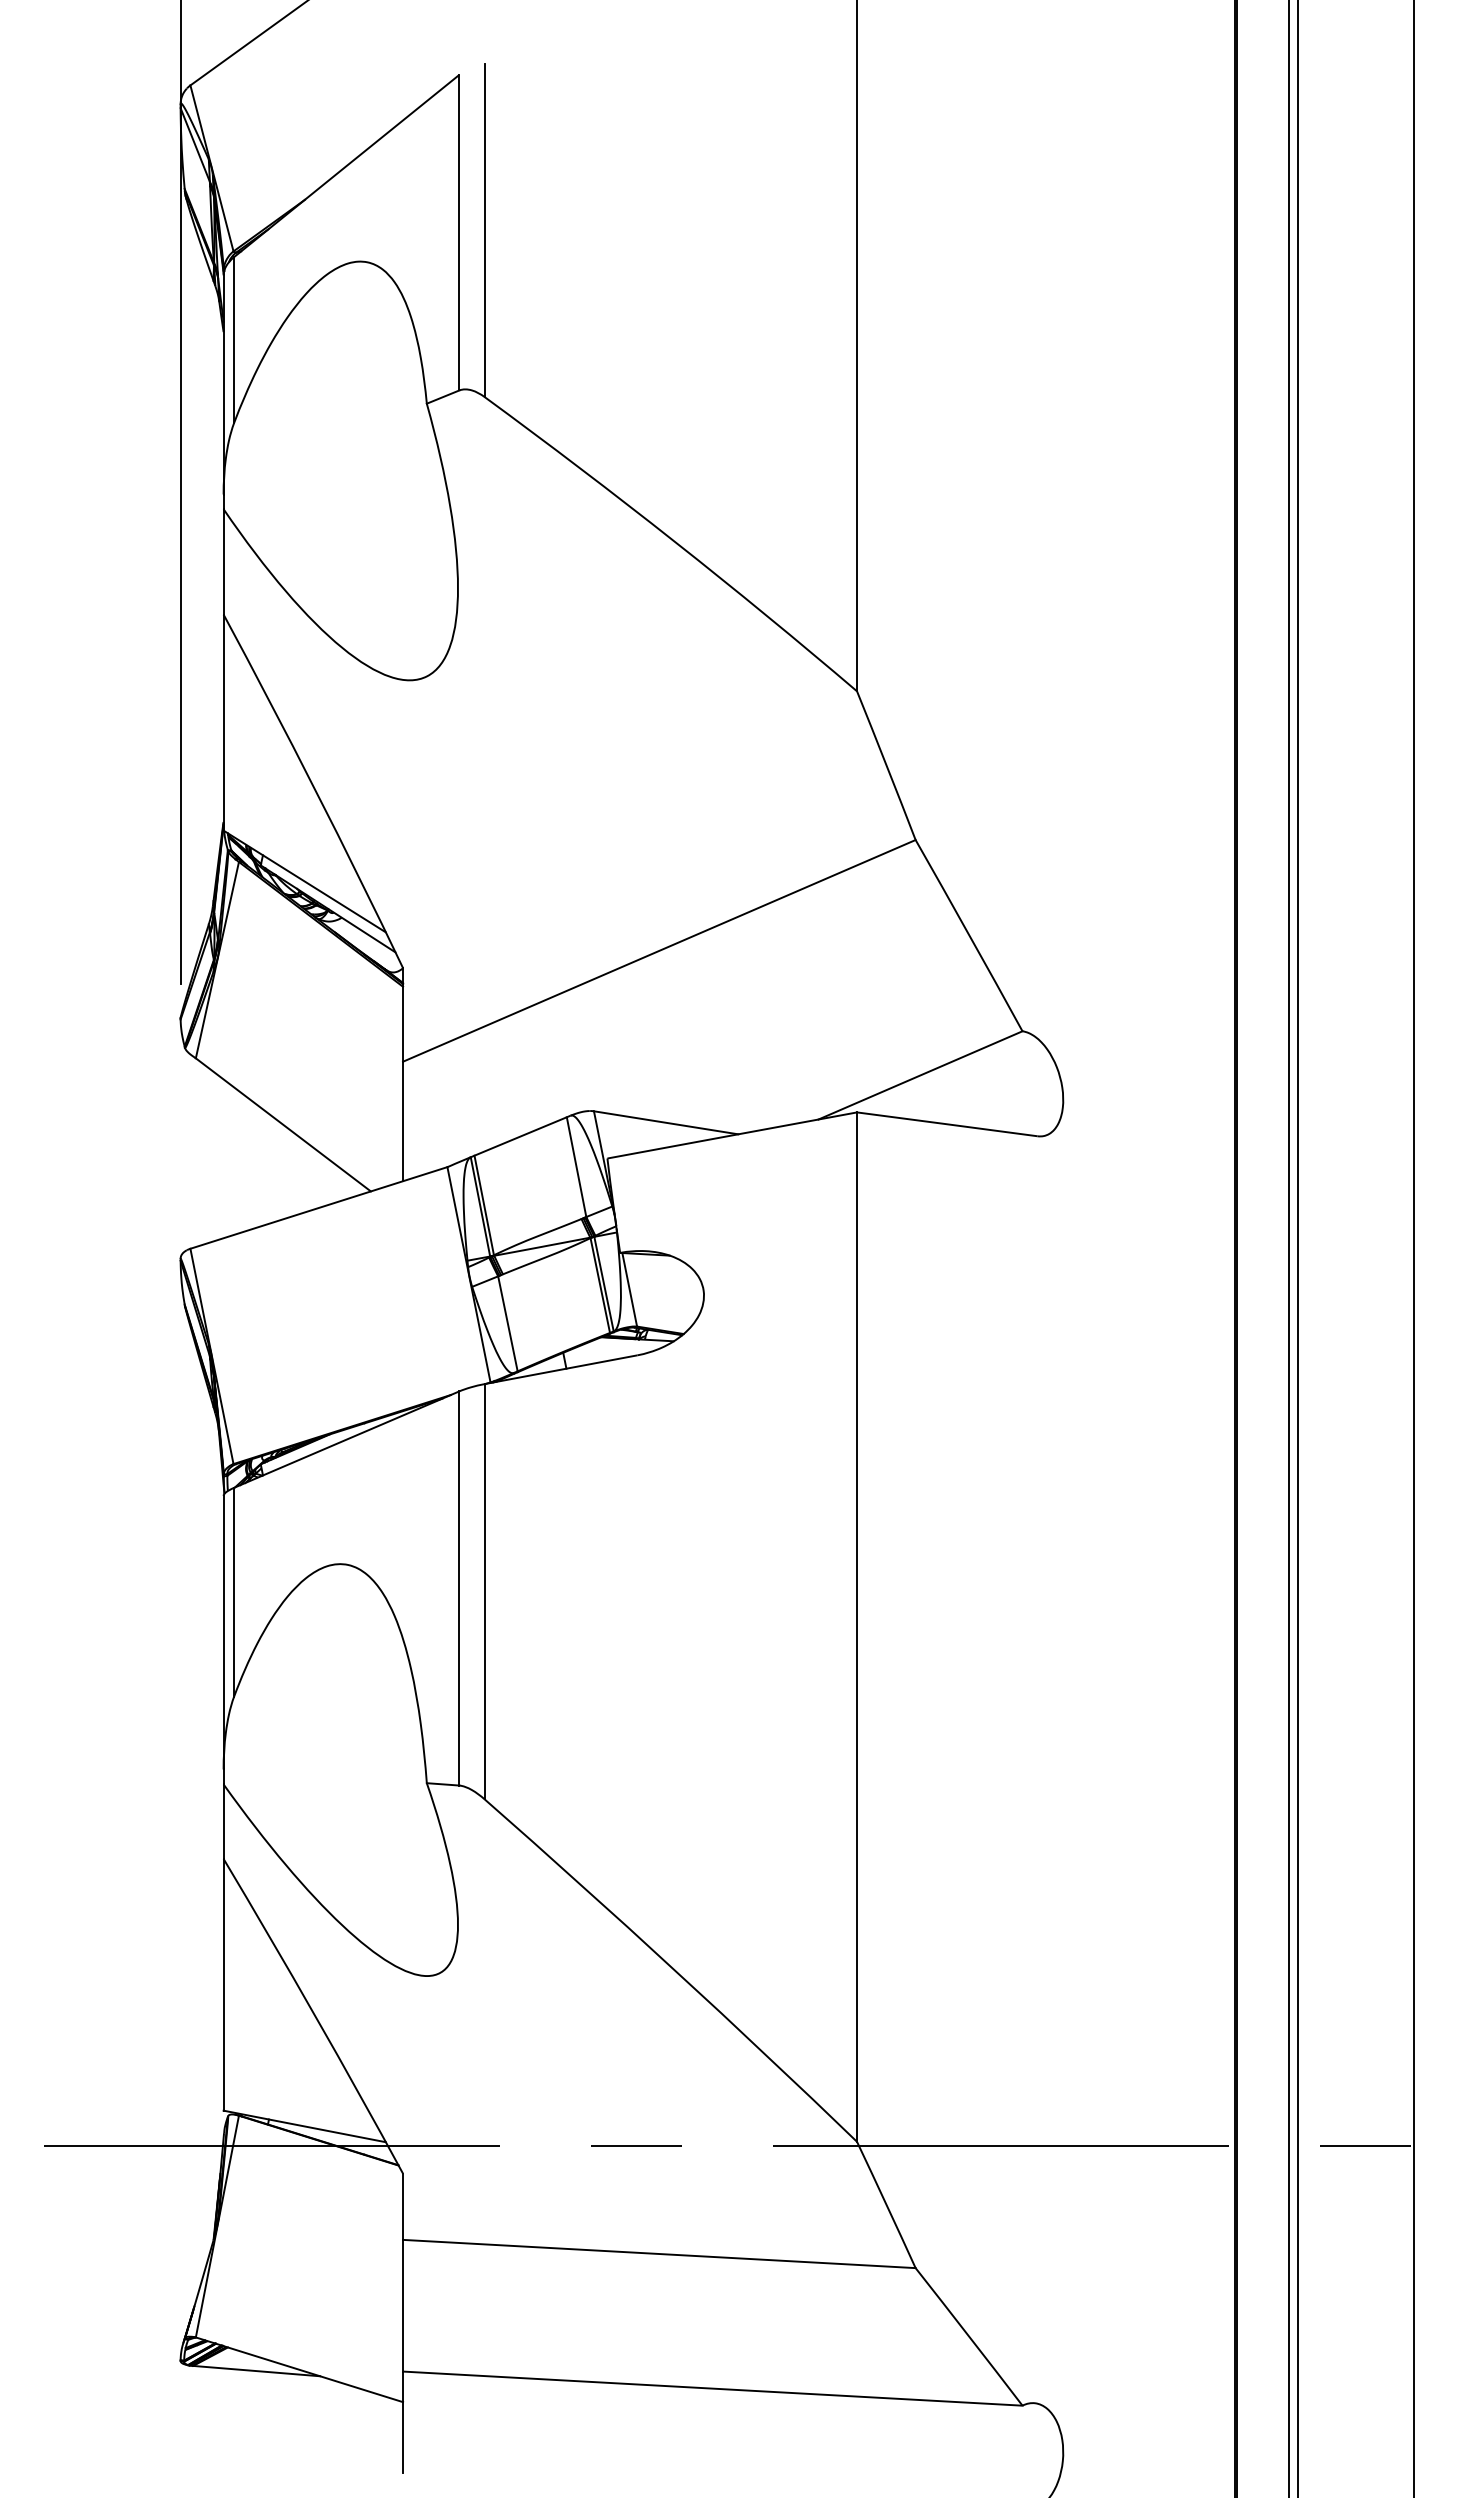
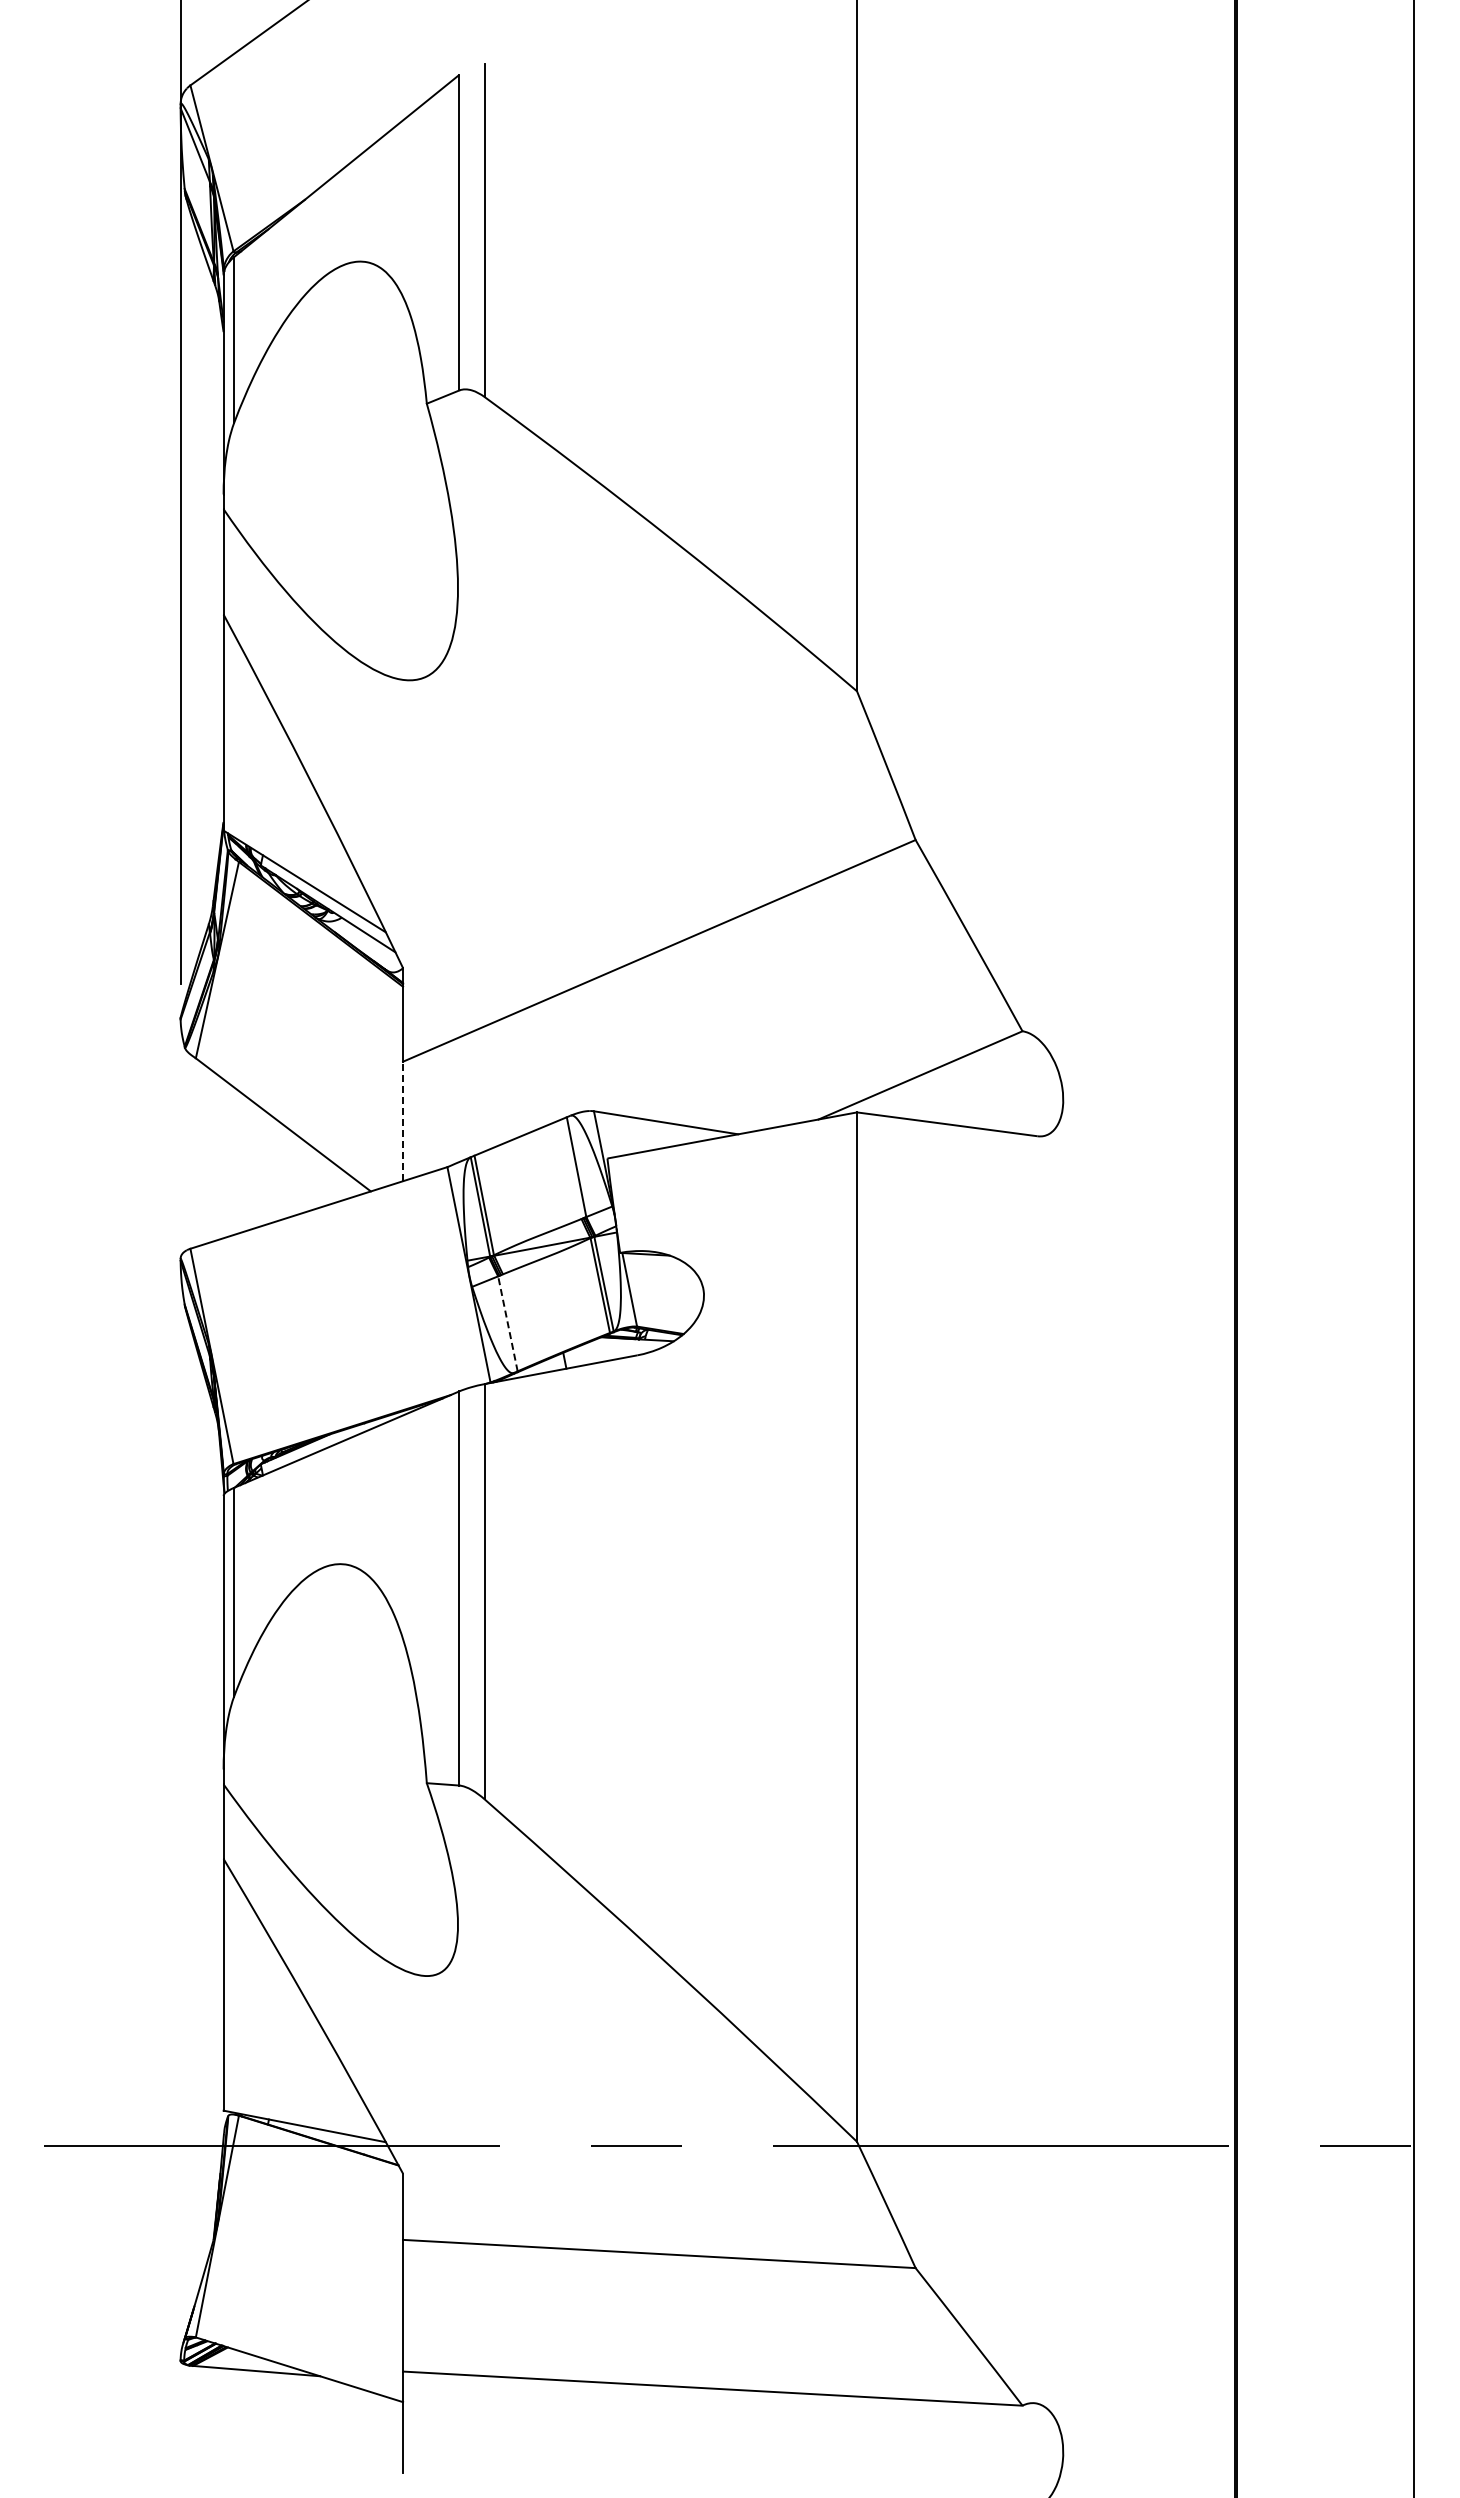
line: solid -> dashed (403, 1121)
line: present -> none (1289, 1248)
line: present -> none (1298, 1248)
line: solid -> dashed (507, 1323)
